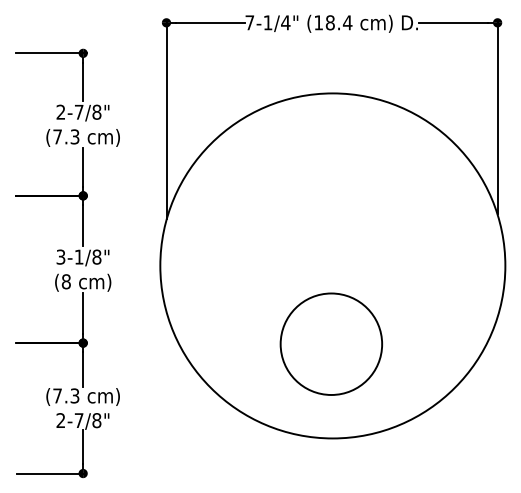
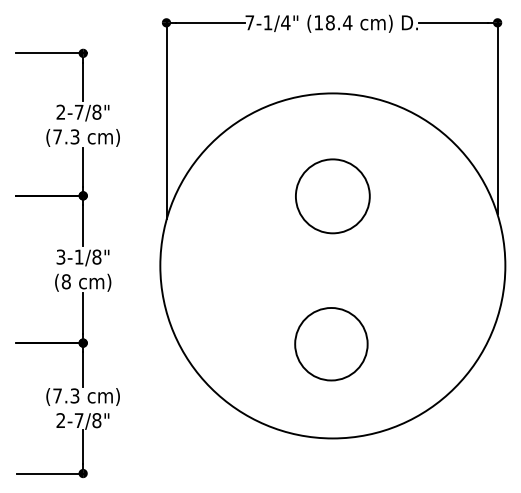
circle: none -> present (332, 196)
circle diameter: 101 px -> 72 px (331, 343)
